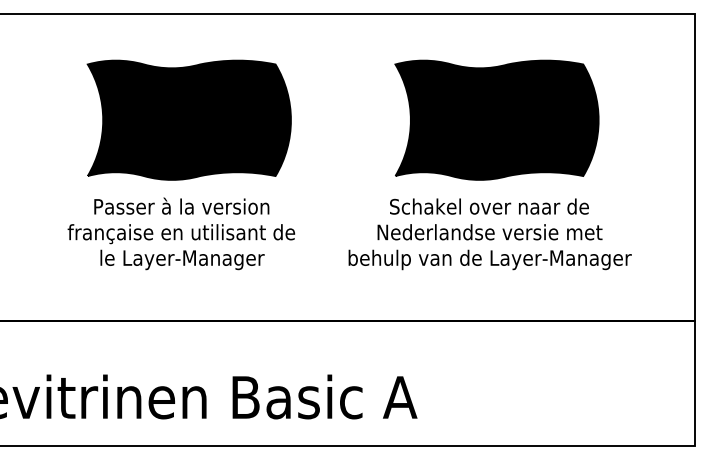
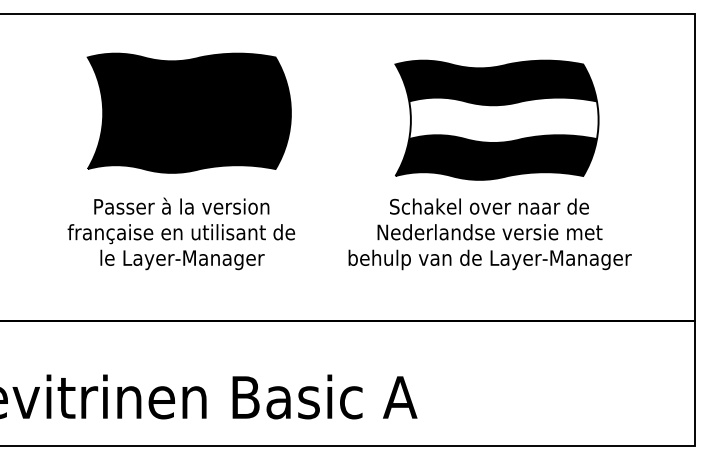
part position: (188, 119) -> (188, 112) (188, 112)
fill: present -> none (503, 119)
